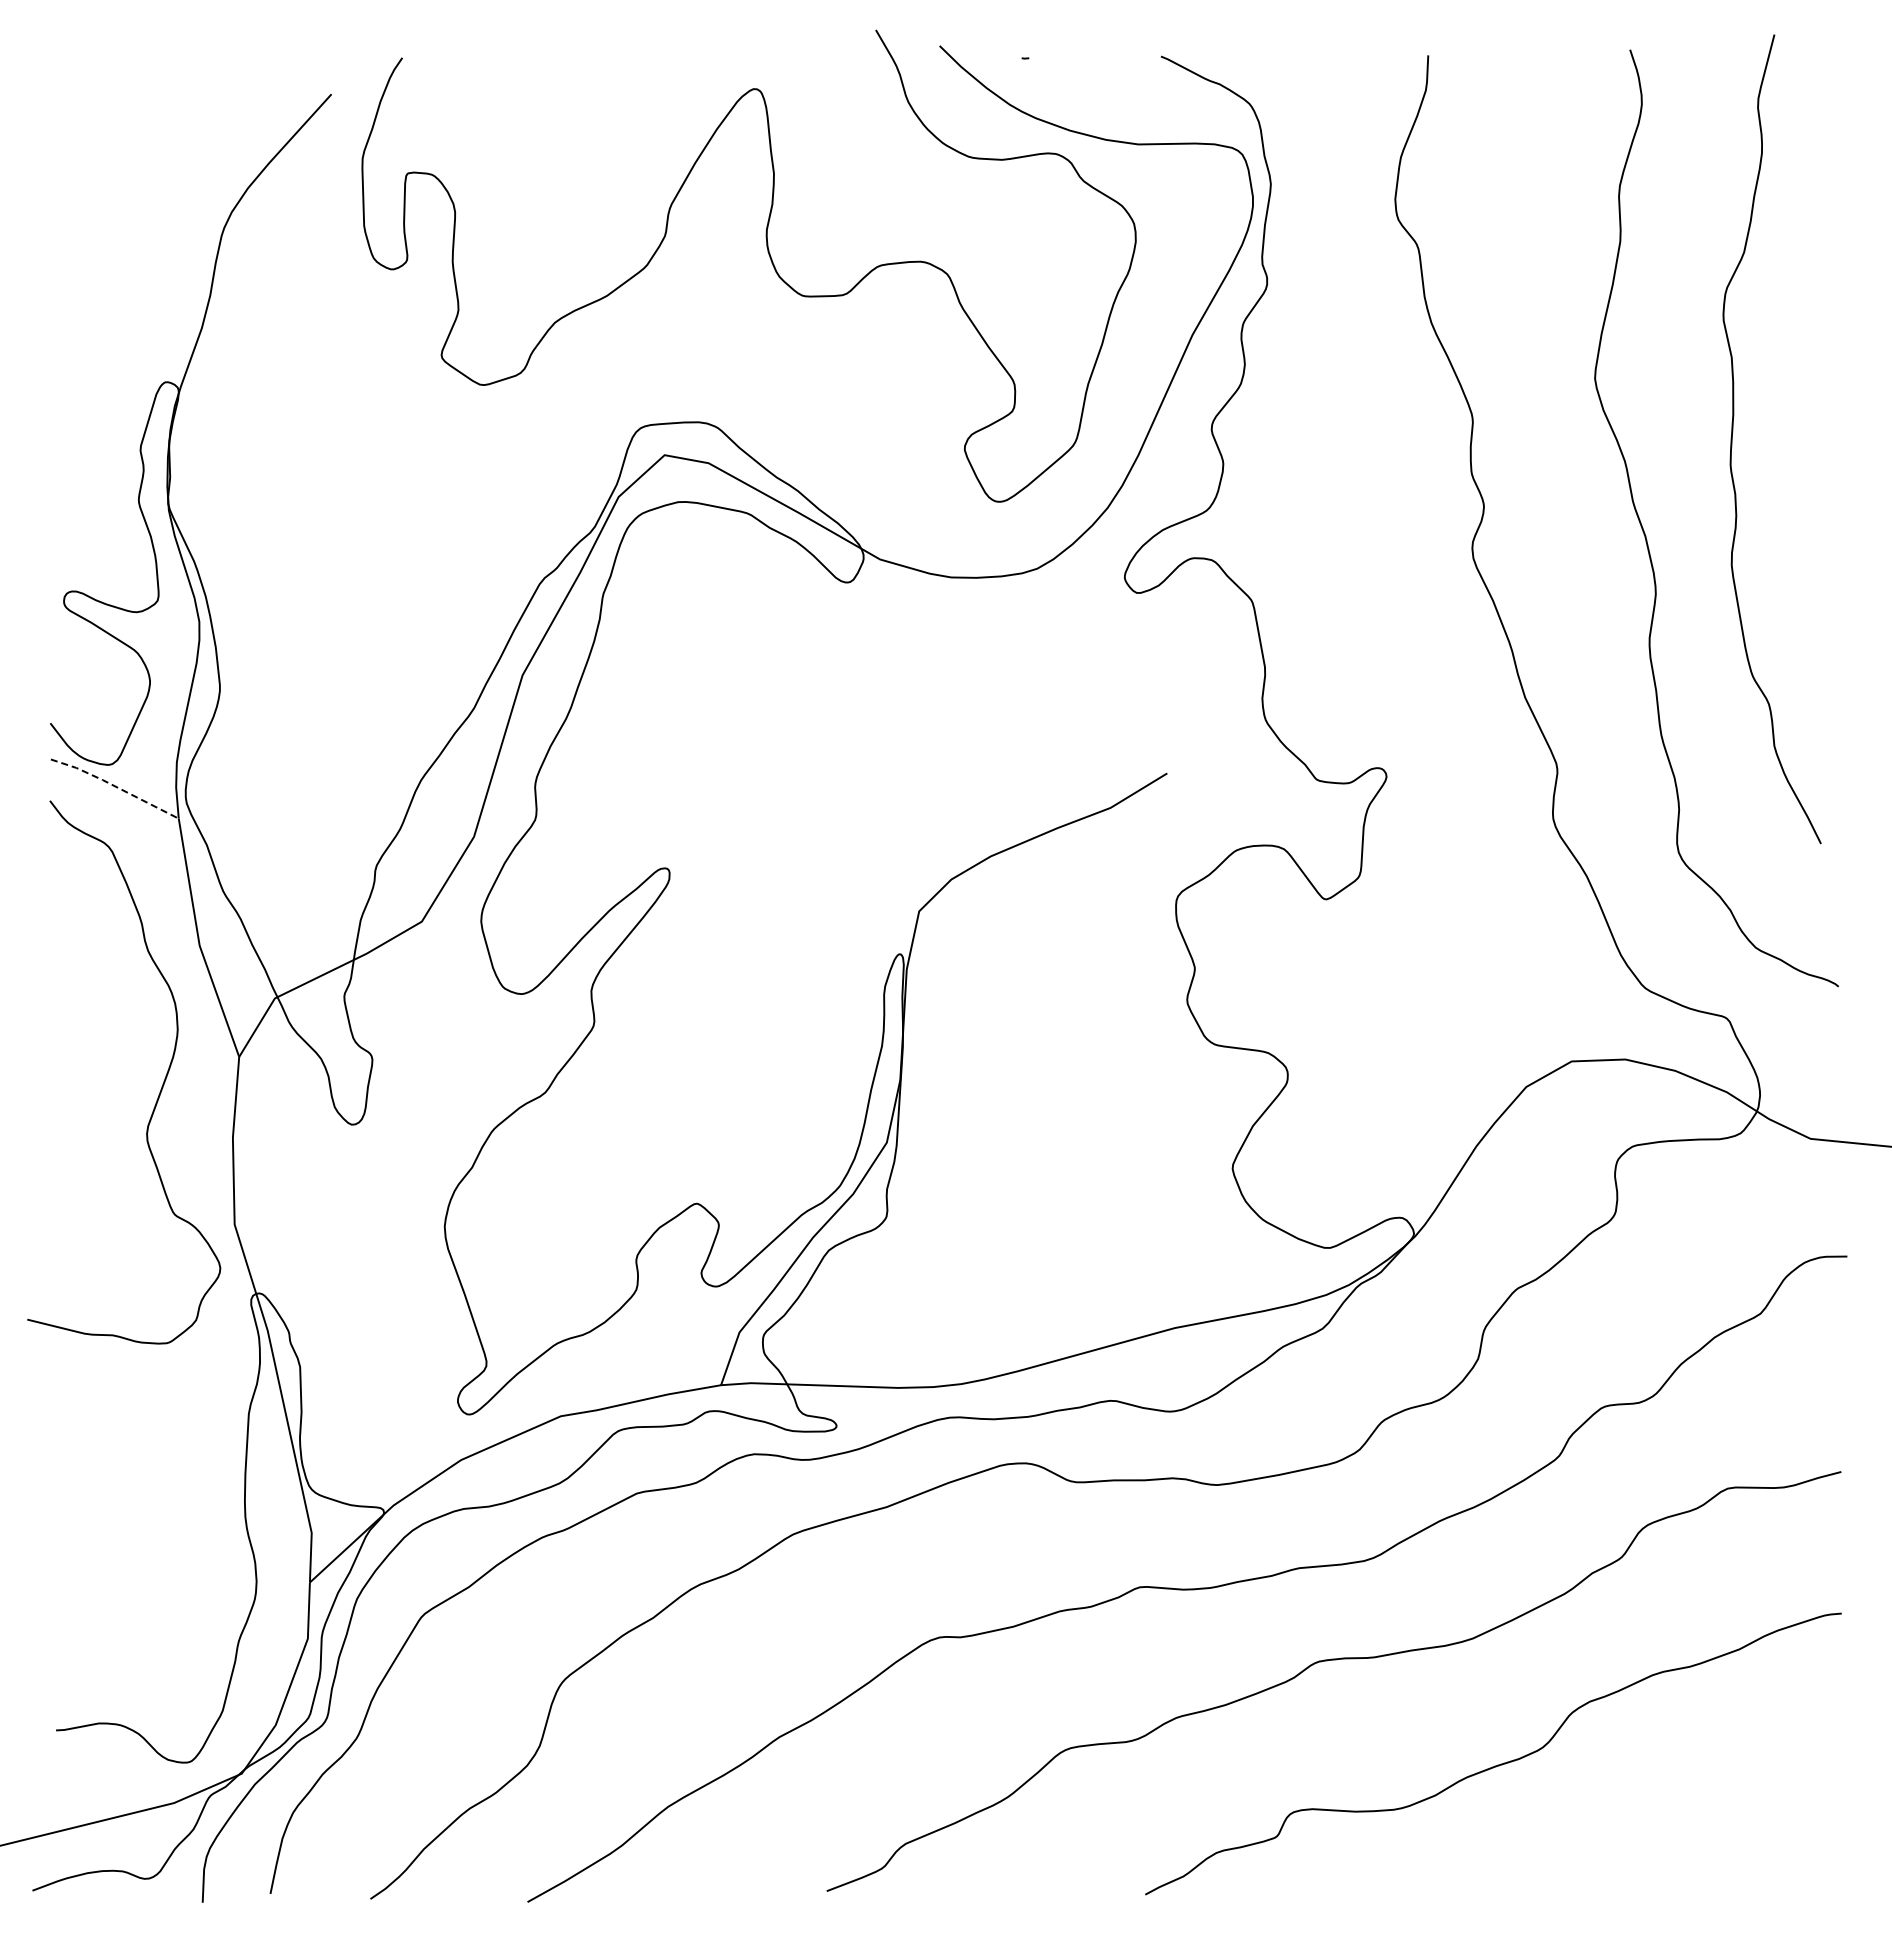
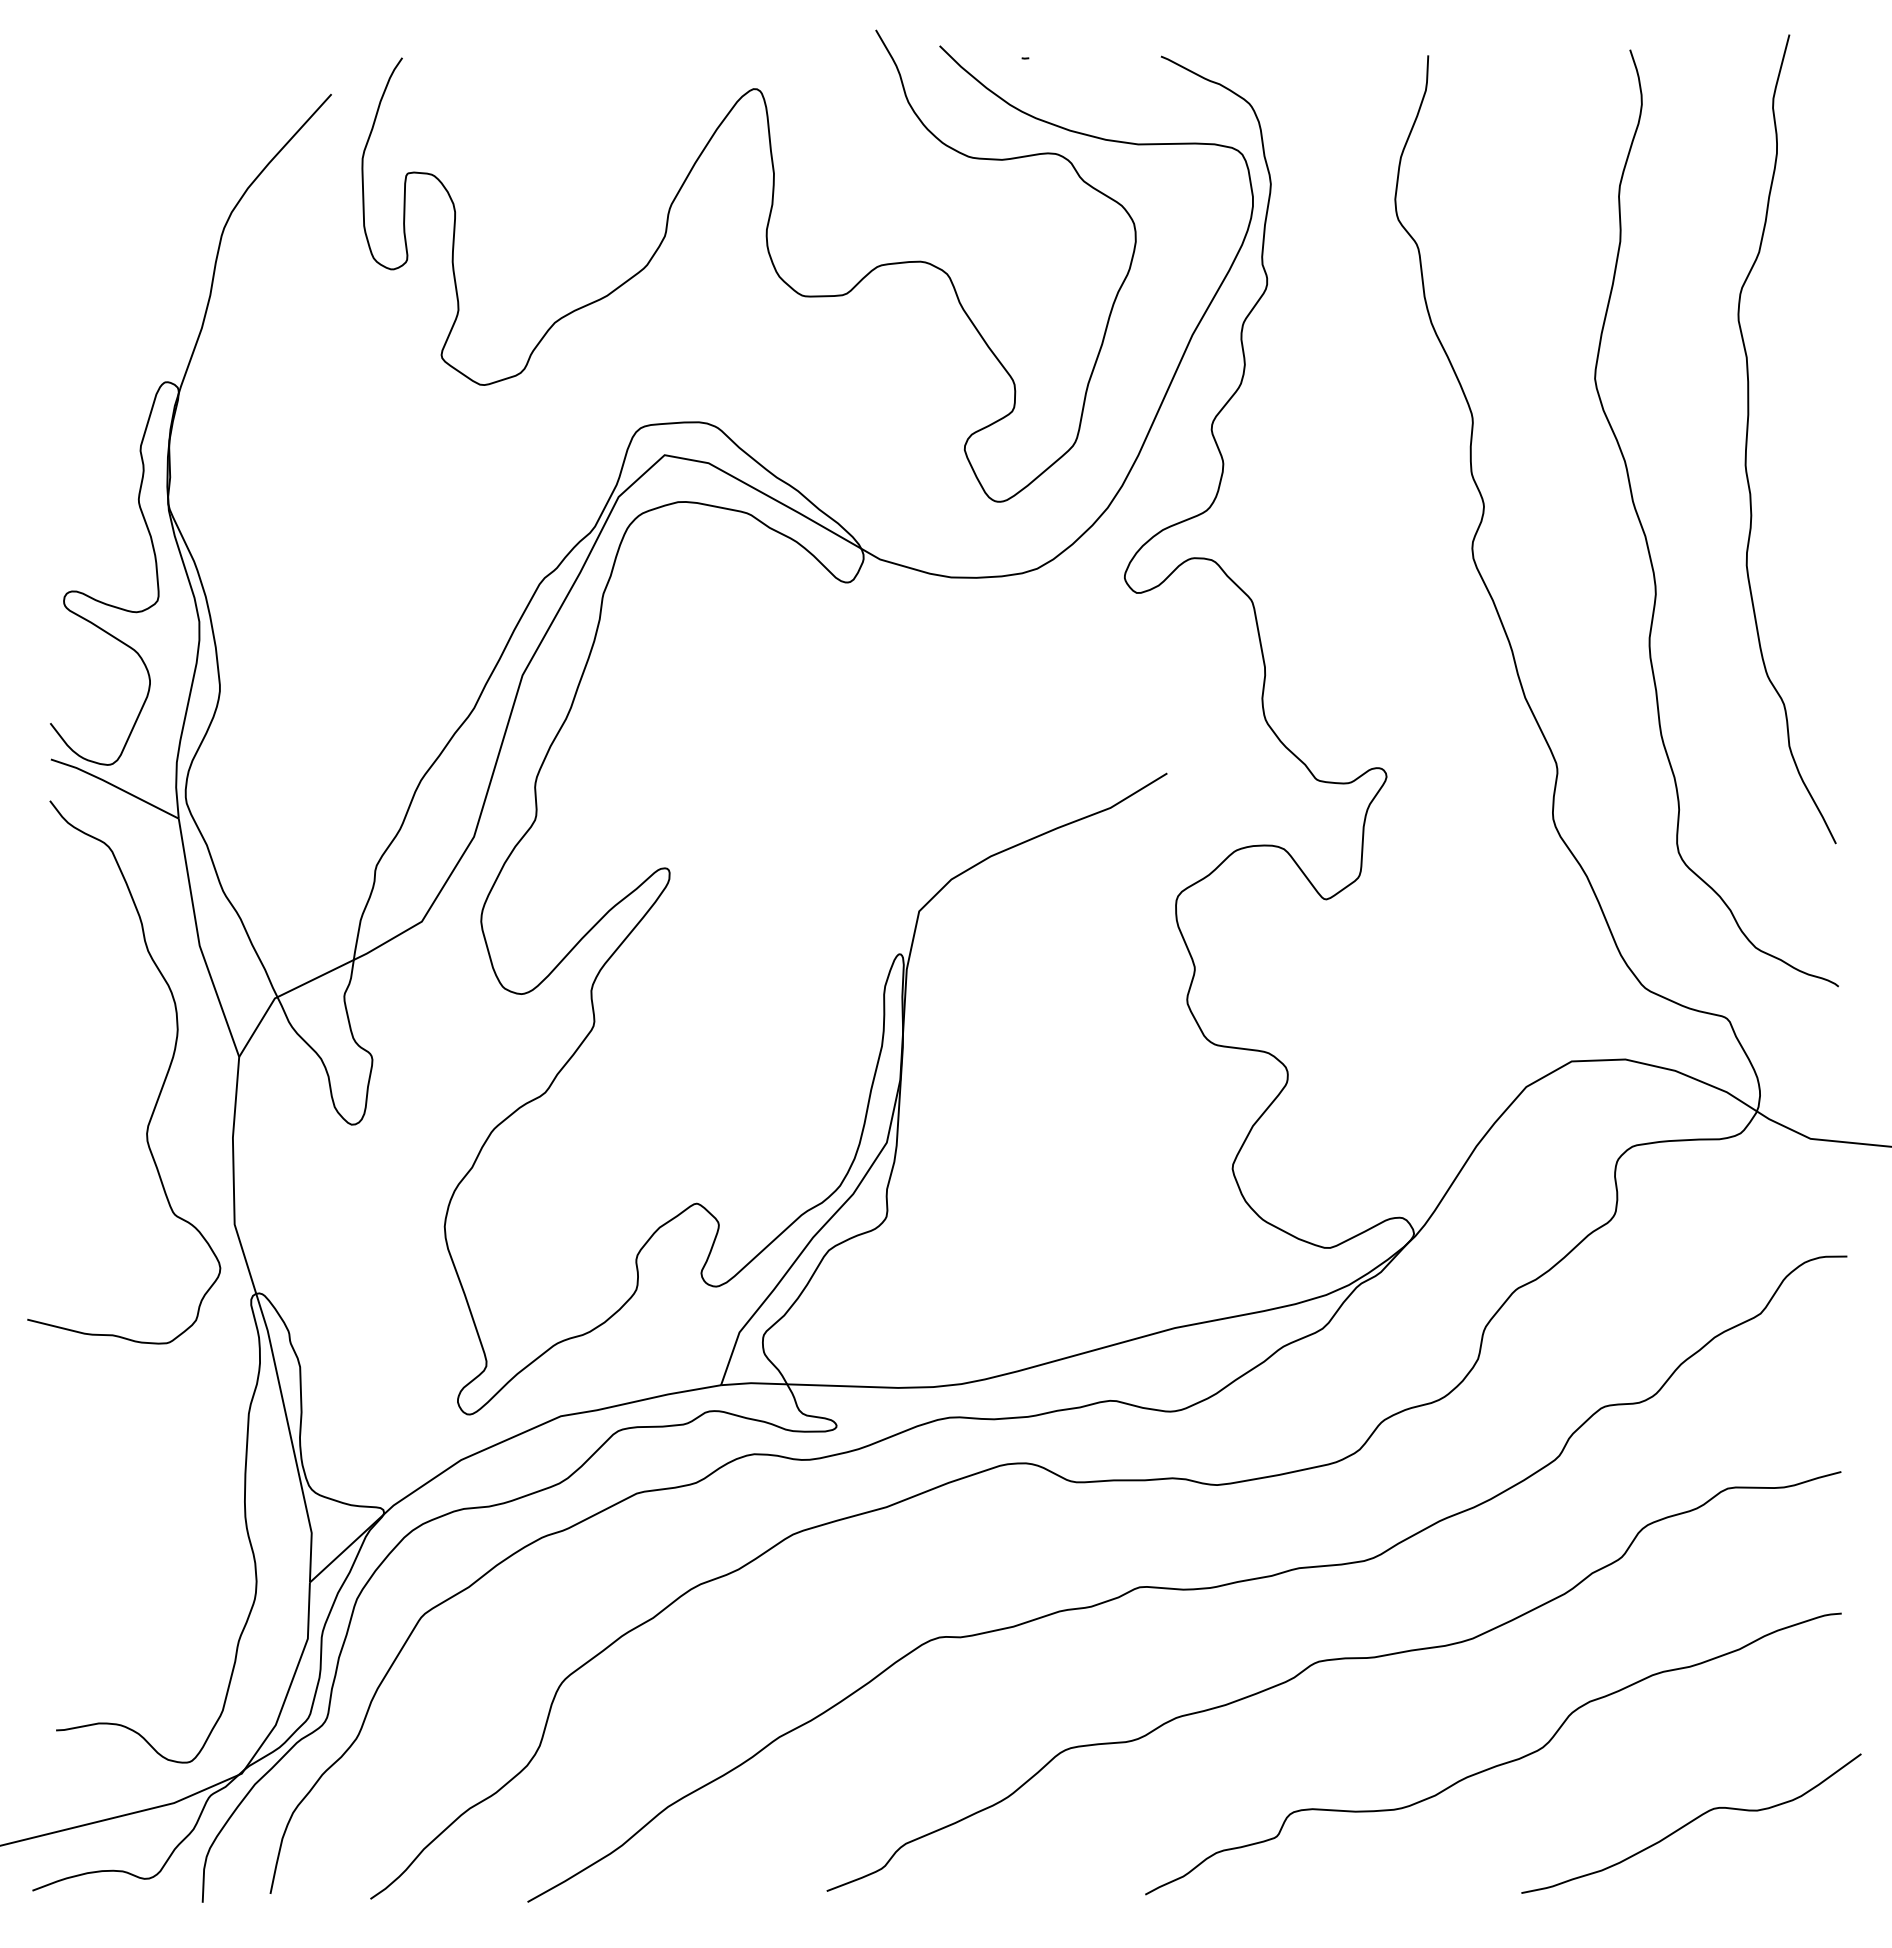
curve position: (1733, 431) -> (1748, 431) (1748, 431)
line: dashed -> solid (115, 786)
curve: none -> present (1691, 1822)
